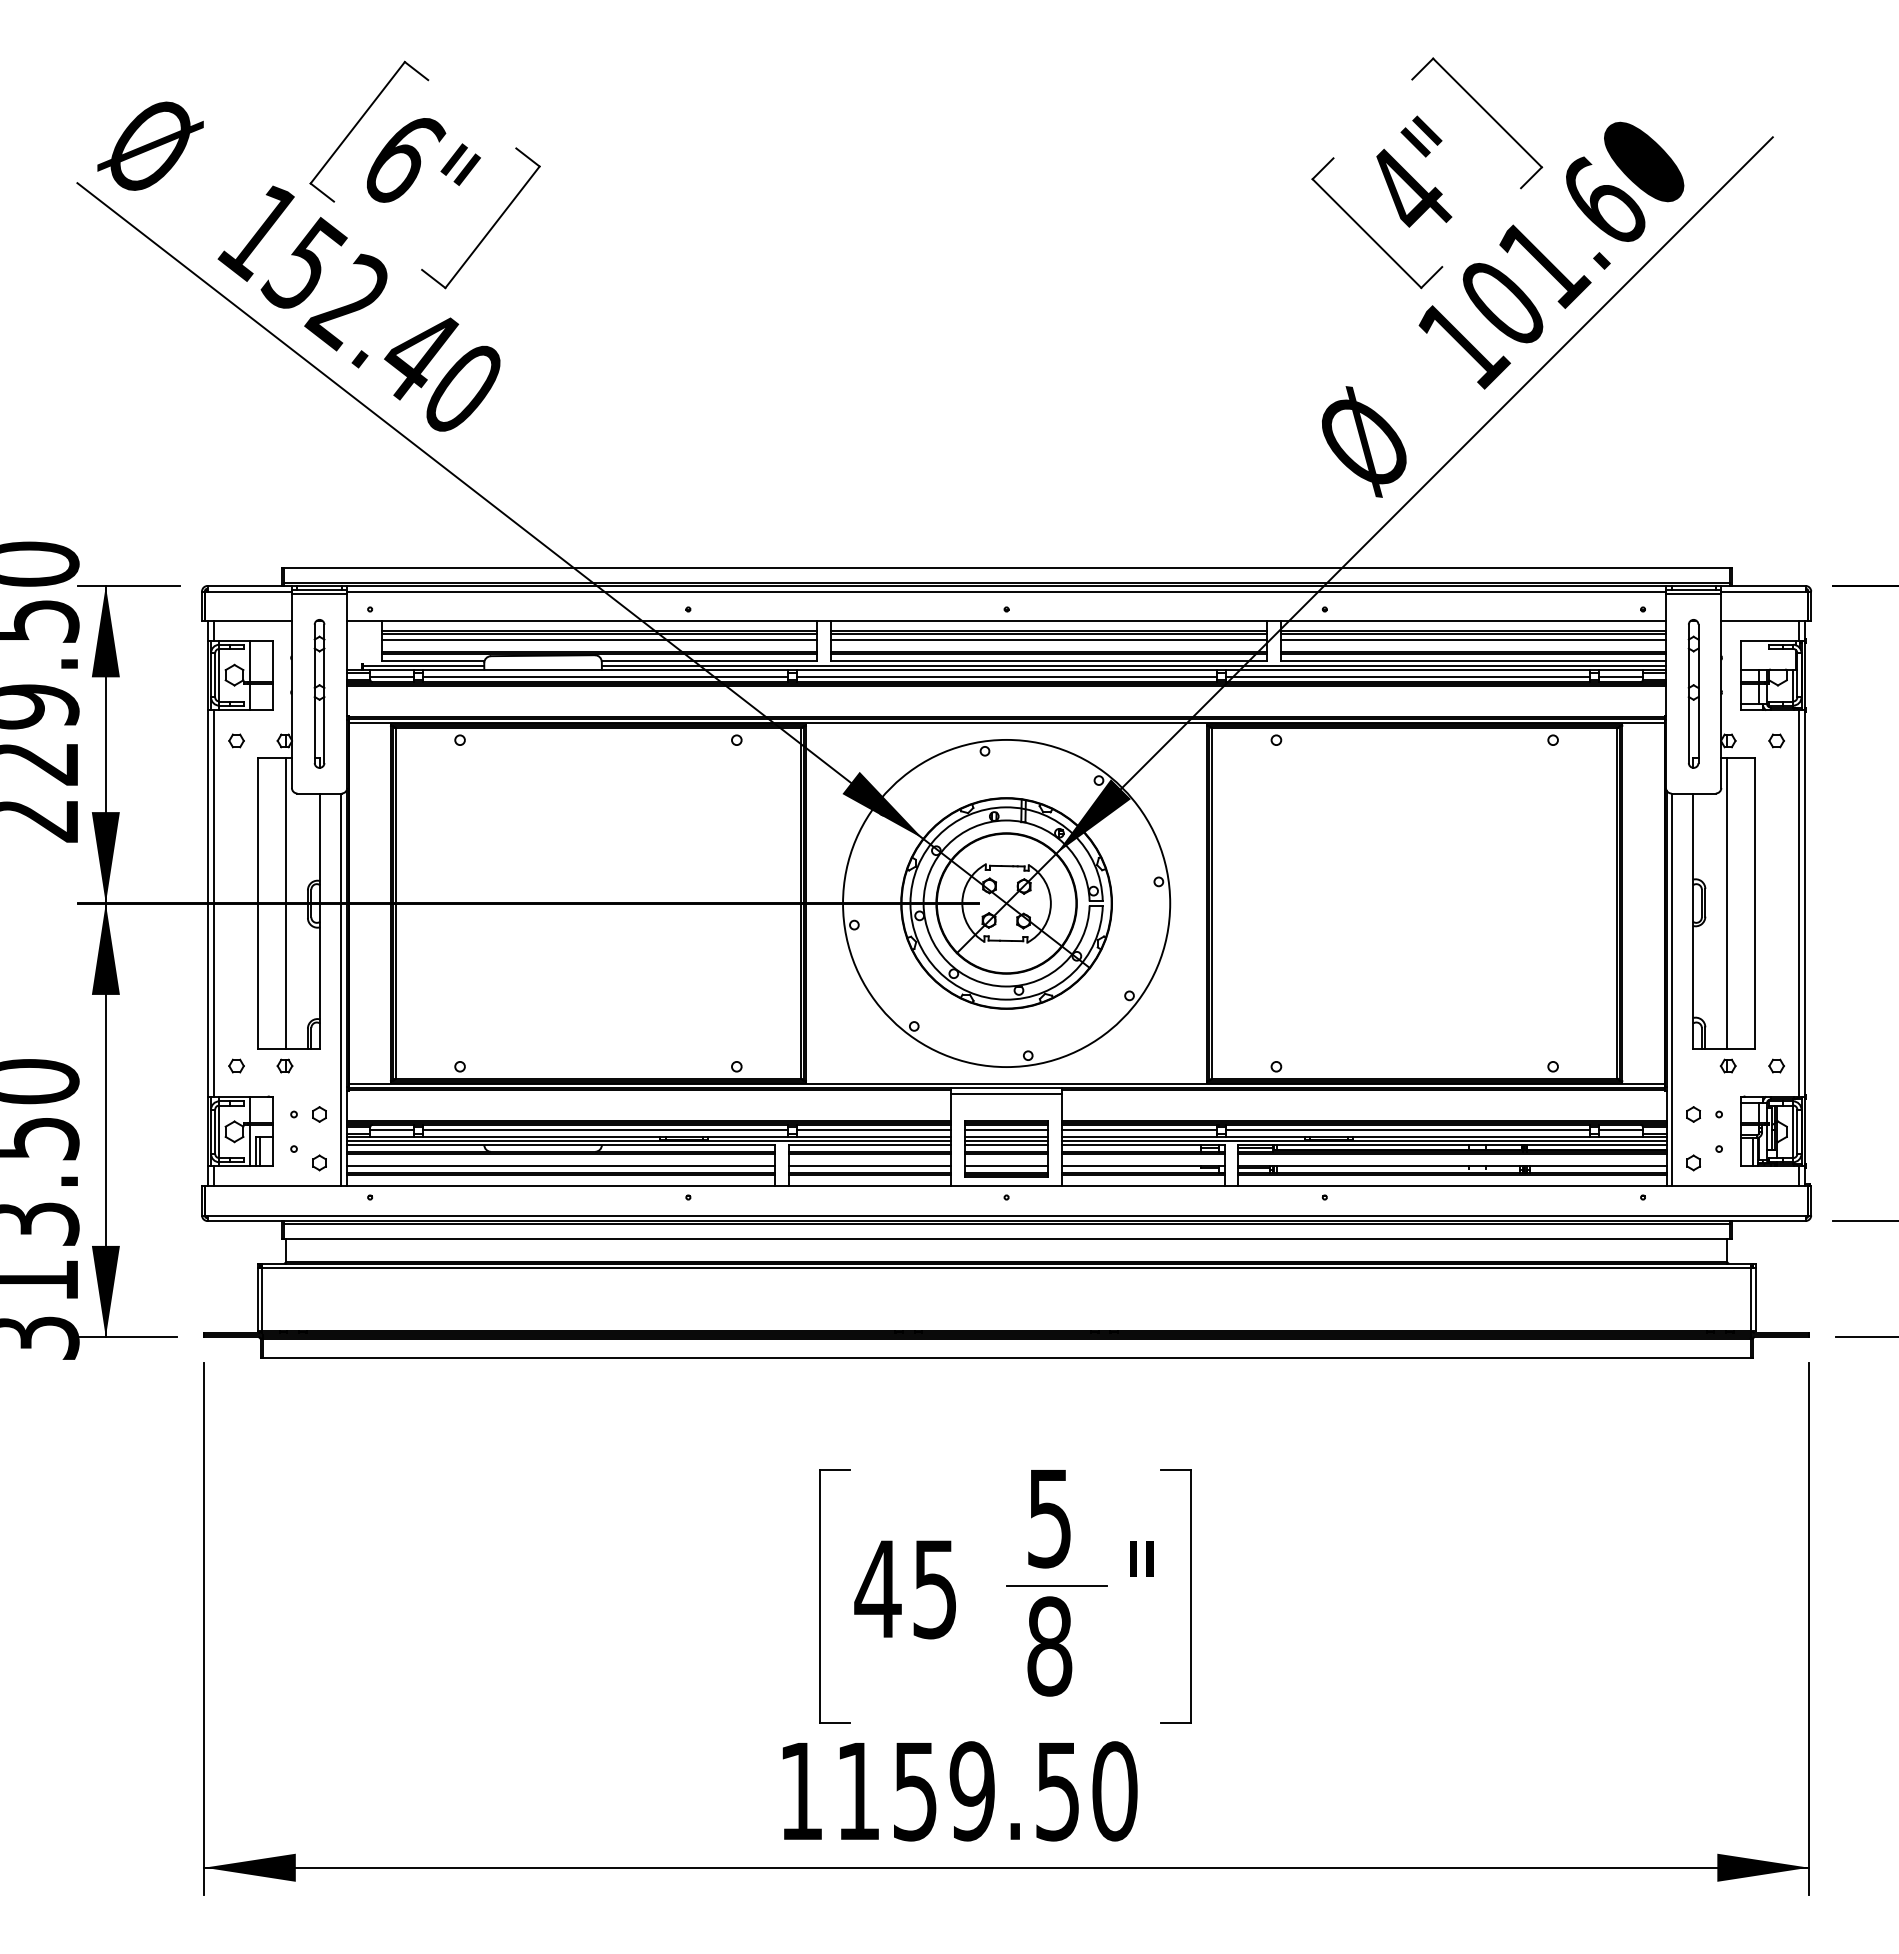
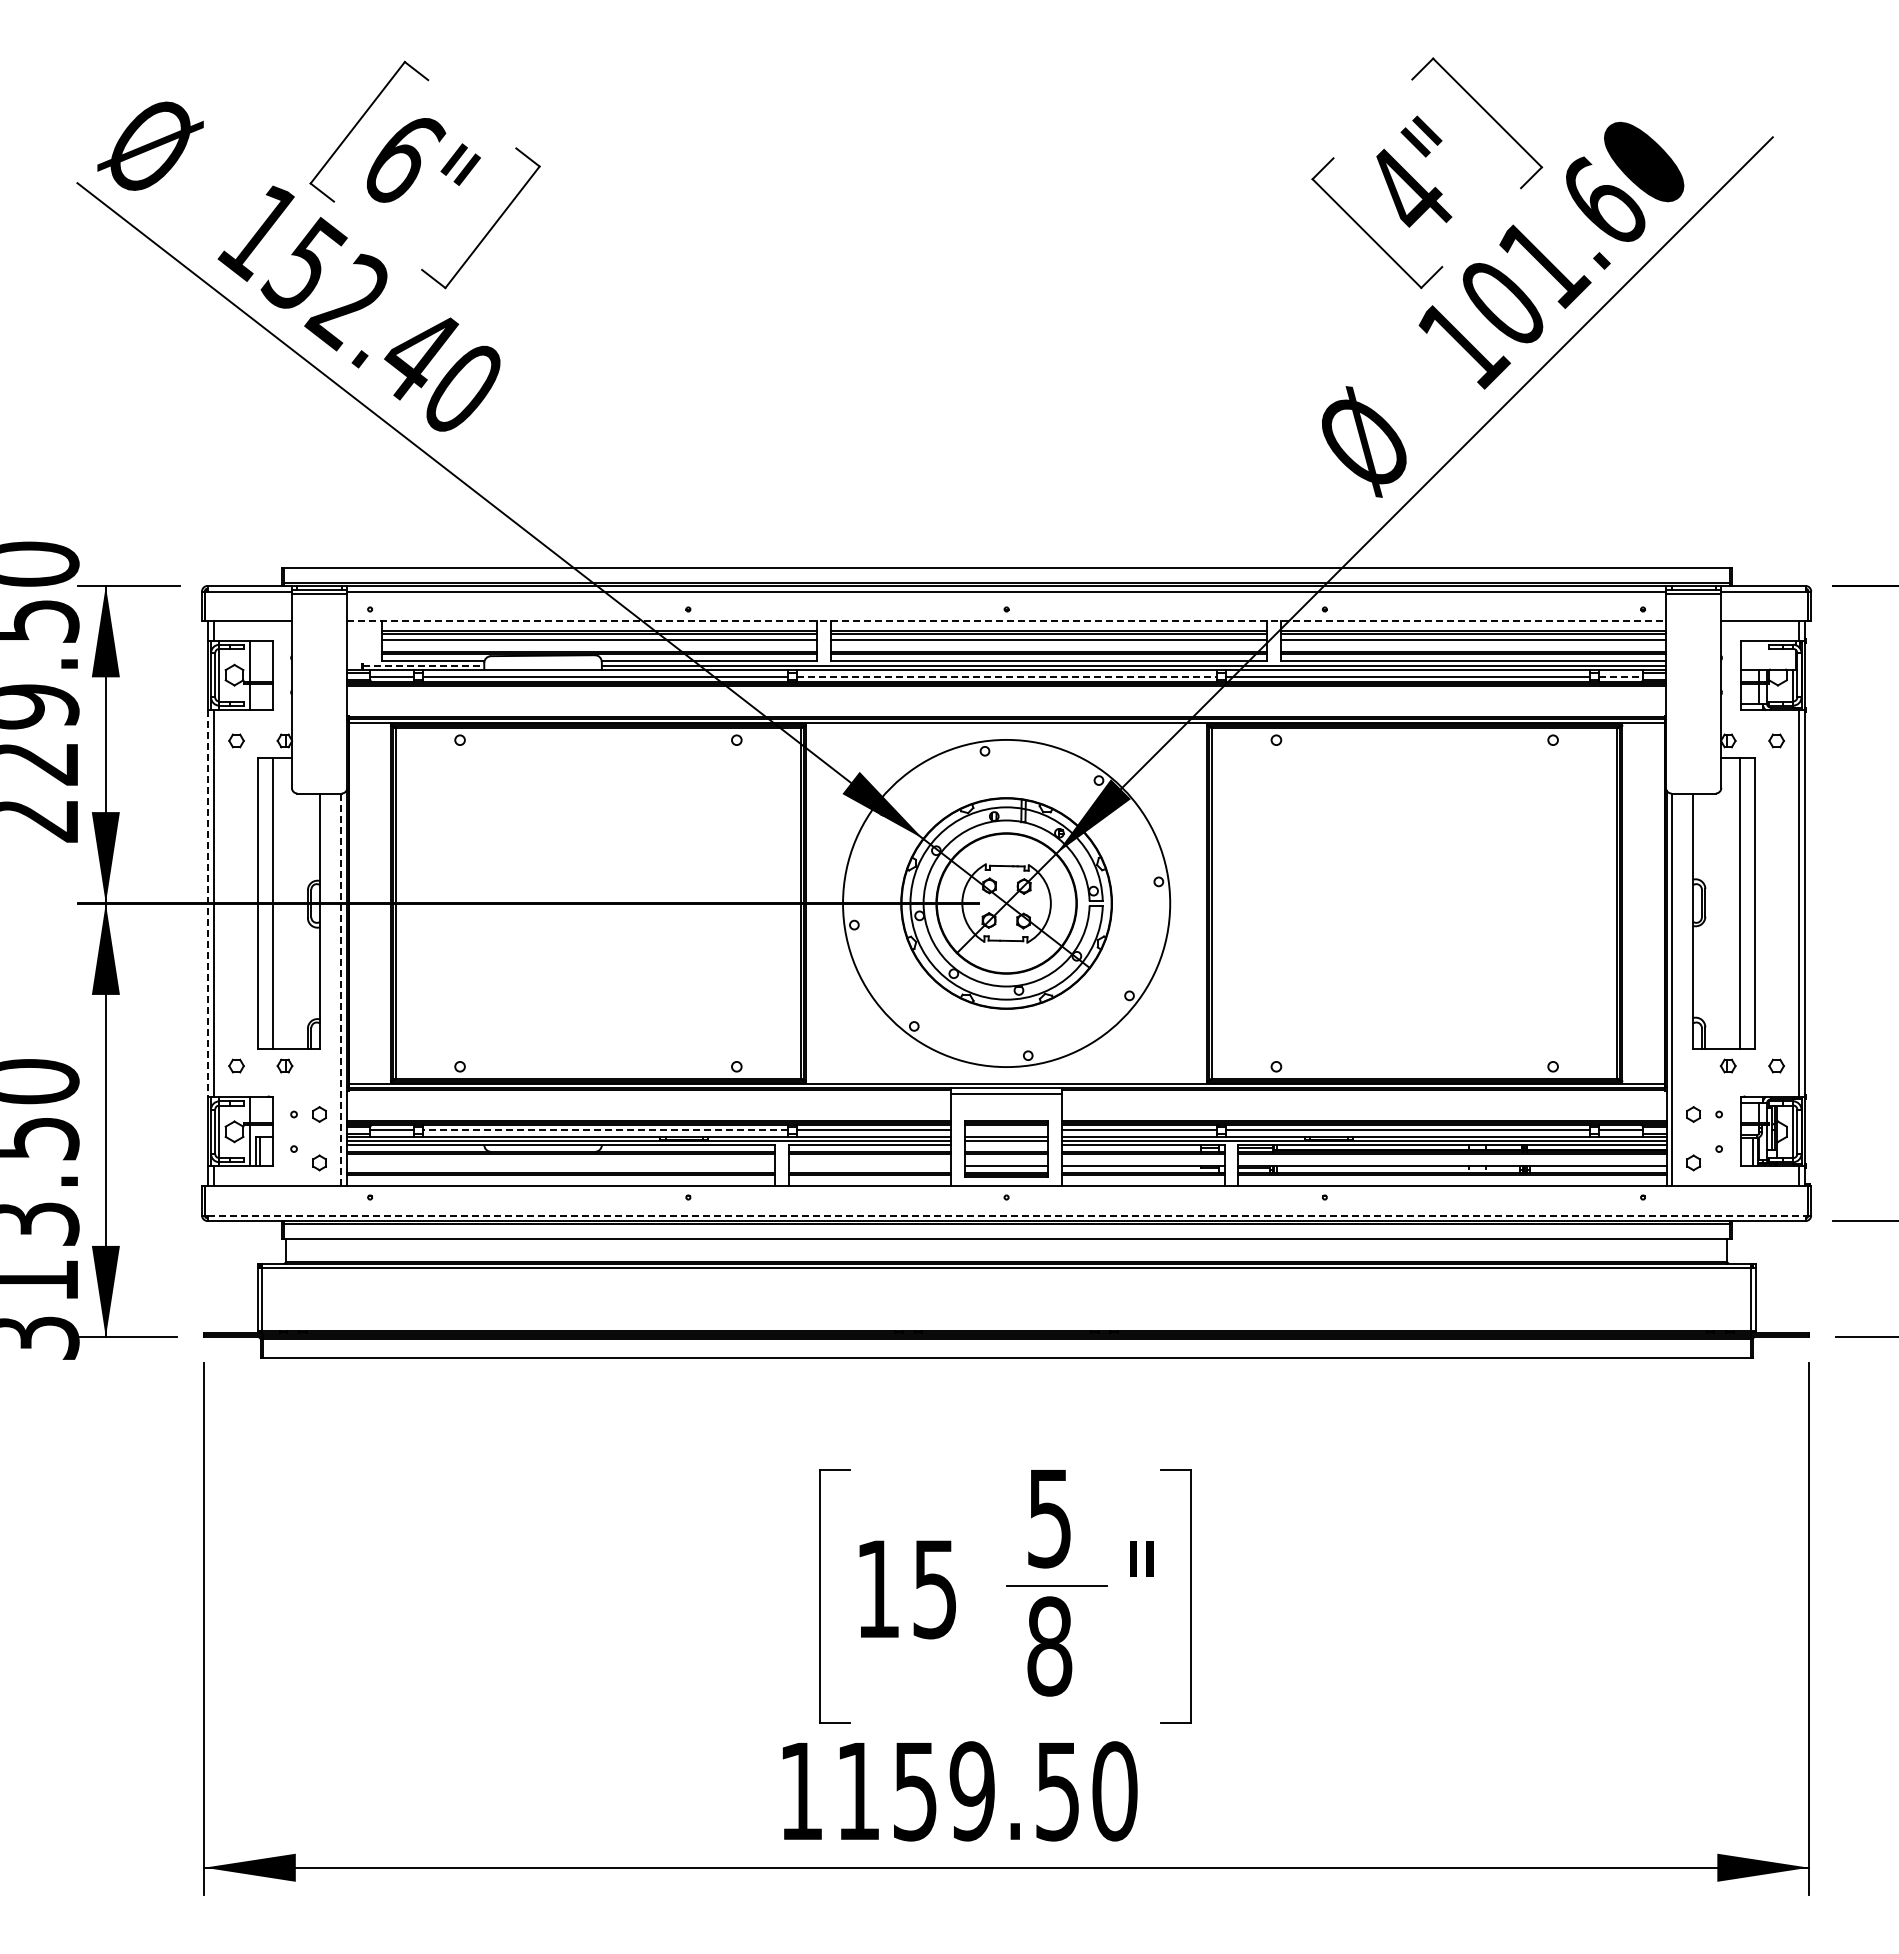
line: solid -> dashed (1007, 620)
line: solid -> dashed (423, 665)
line: solid -> dashed (1006, 676)
line: solid -> dashed (1621, 676)
part: present -> none (319, 693)
part: present -> none (1693, 693)
line position: (285, 903) -> (272, 903) (272, 903)
line position: (1727, 903) -> (1740, 903) (1740, 903)
line: solid -> dashed (208, 904)
line: solid -> dashed (341, 989)
line: solid -> dashed (604, 1130)
line: present -> none (1006, 1130)
line: present -> none (1006, 1144)
line: present -> none (560, 1166)
line: present -> none (869, 1166)
line: solid -> dashed (1007, 1215)
text: 45 -> 15 (877, 1588)
